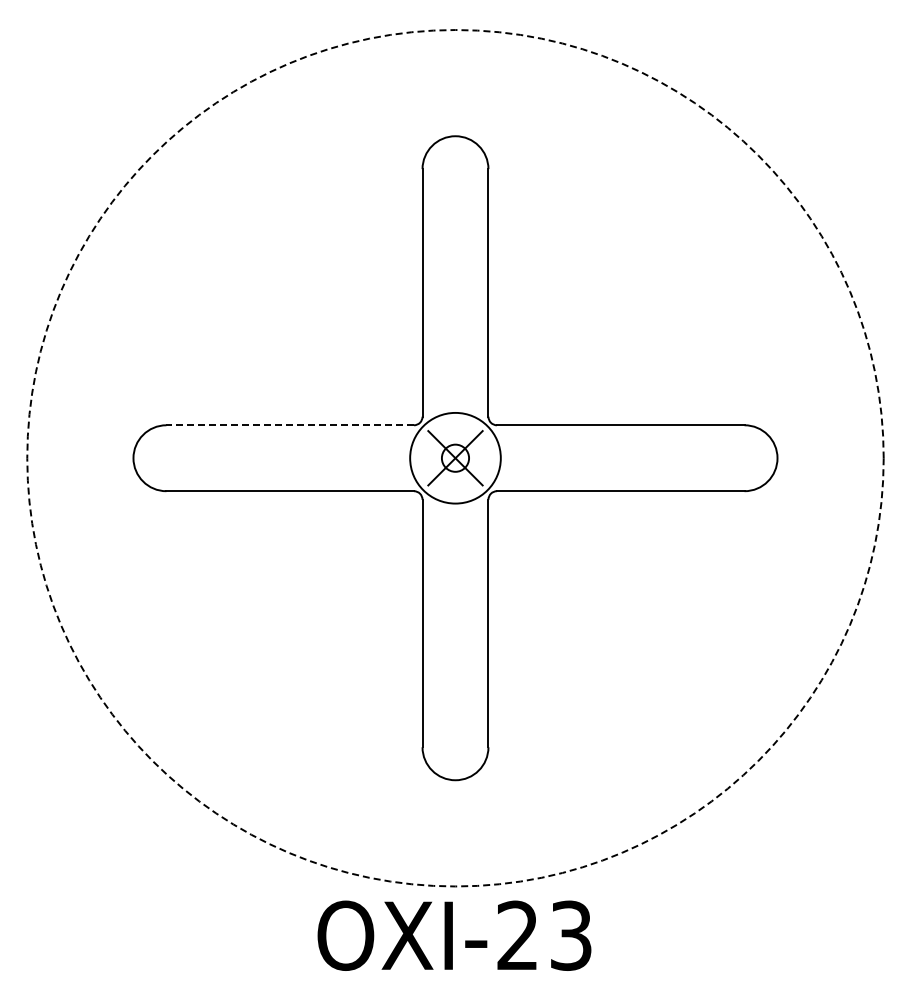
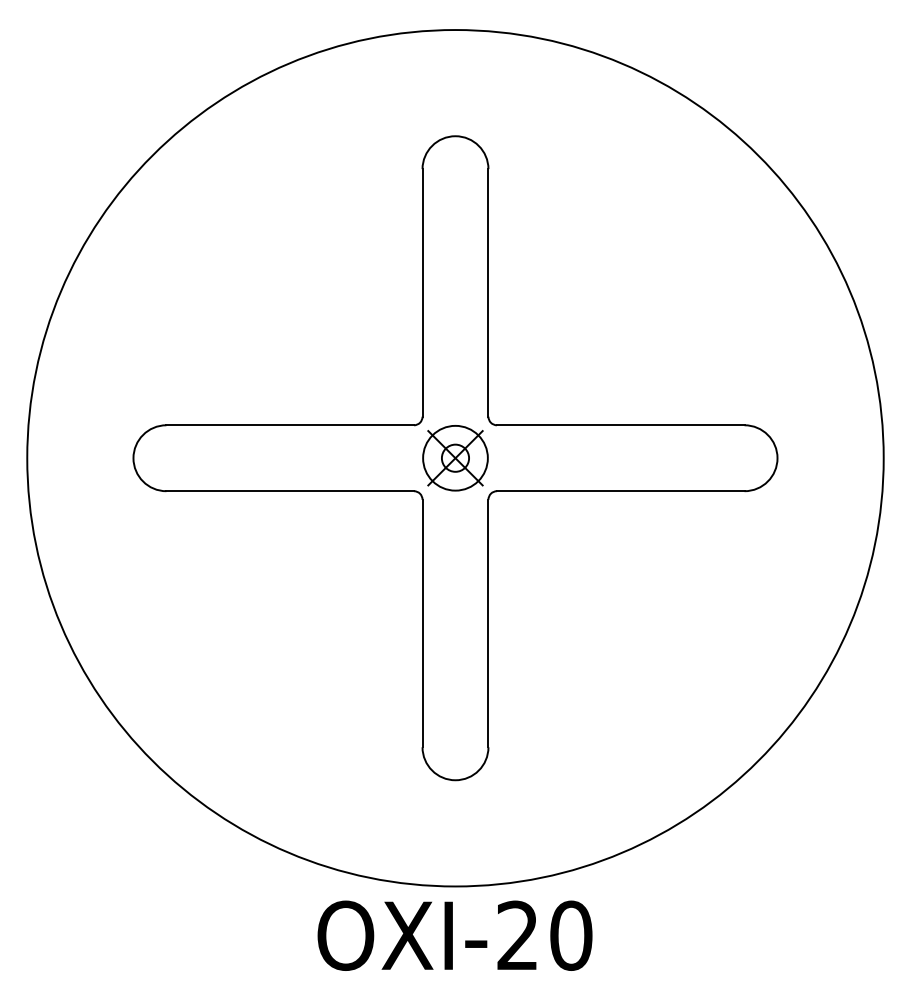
line: dashed -> solid (290, 425)
circle diameter: 91 px -> 65 px (455, 457)
circle: dashed -> solid (455, 458)
text: OXI-23 -> OXI-20 (571, 935)
